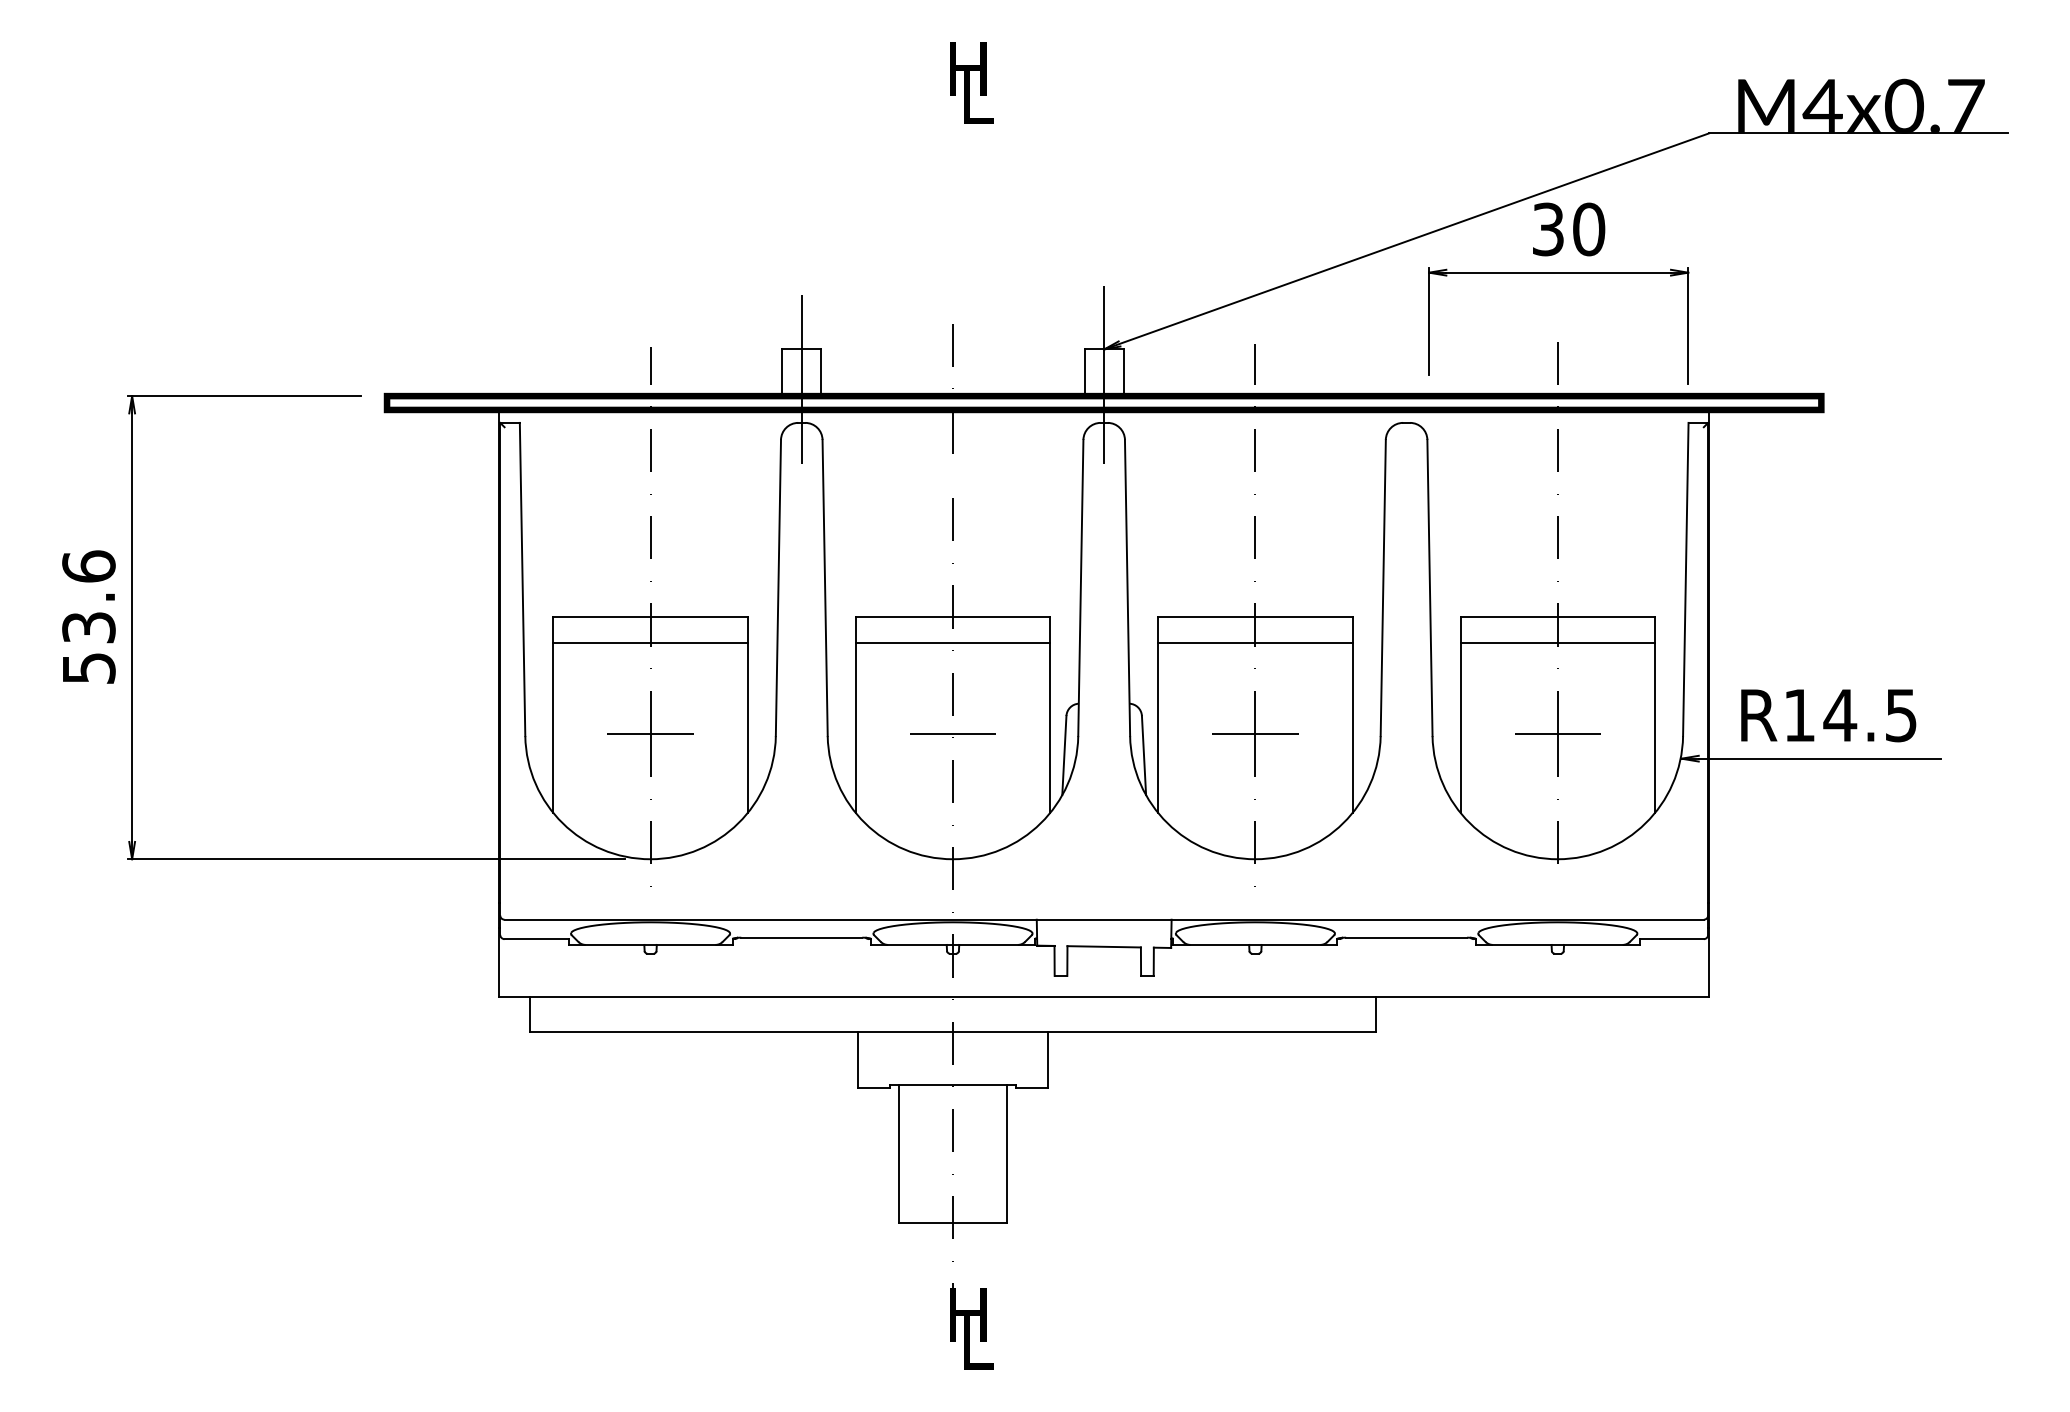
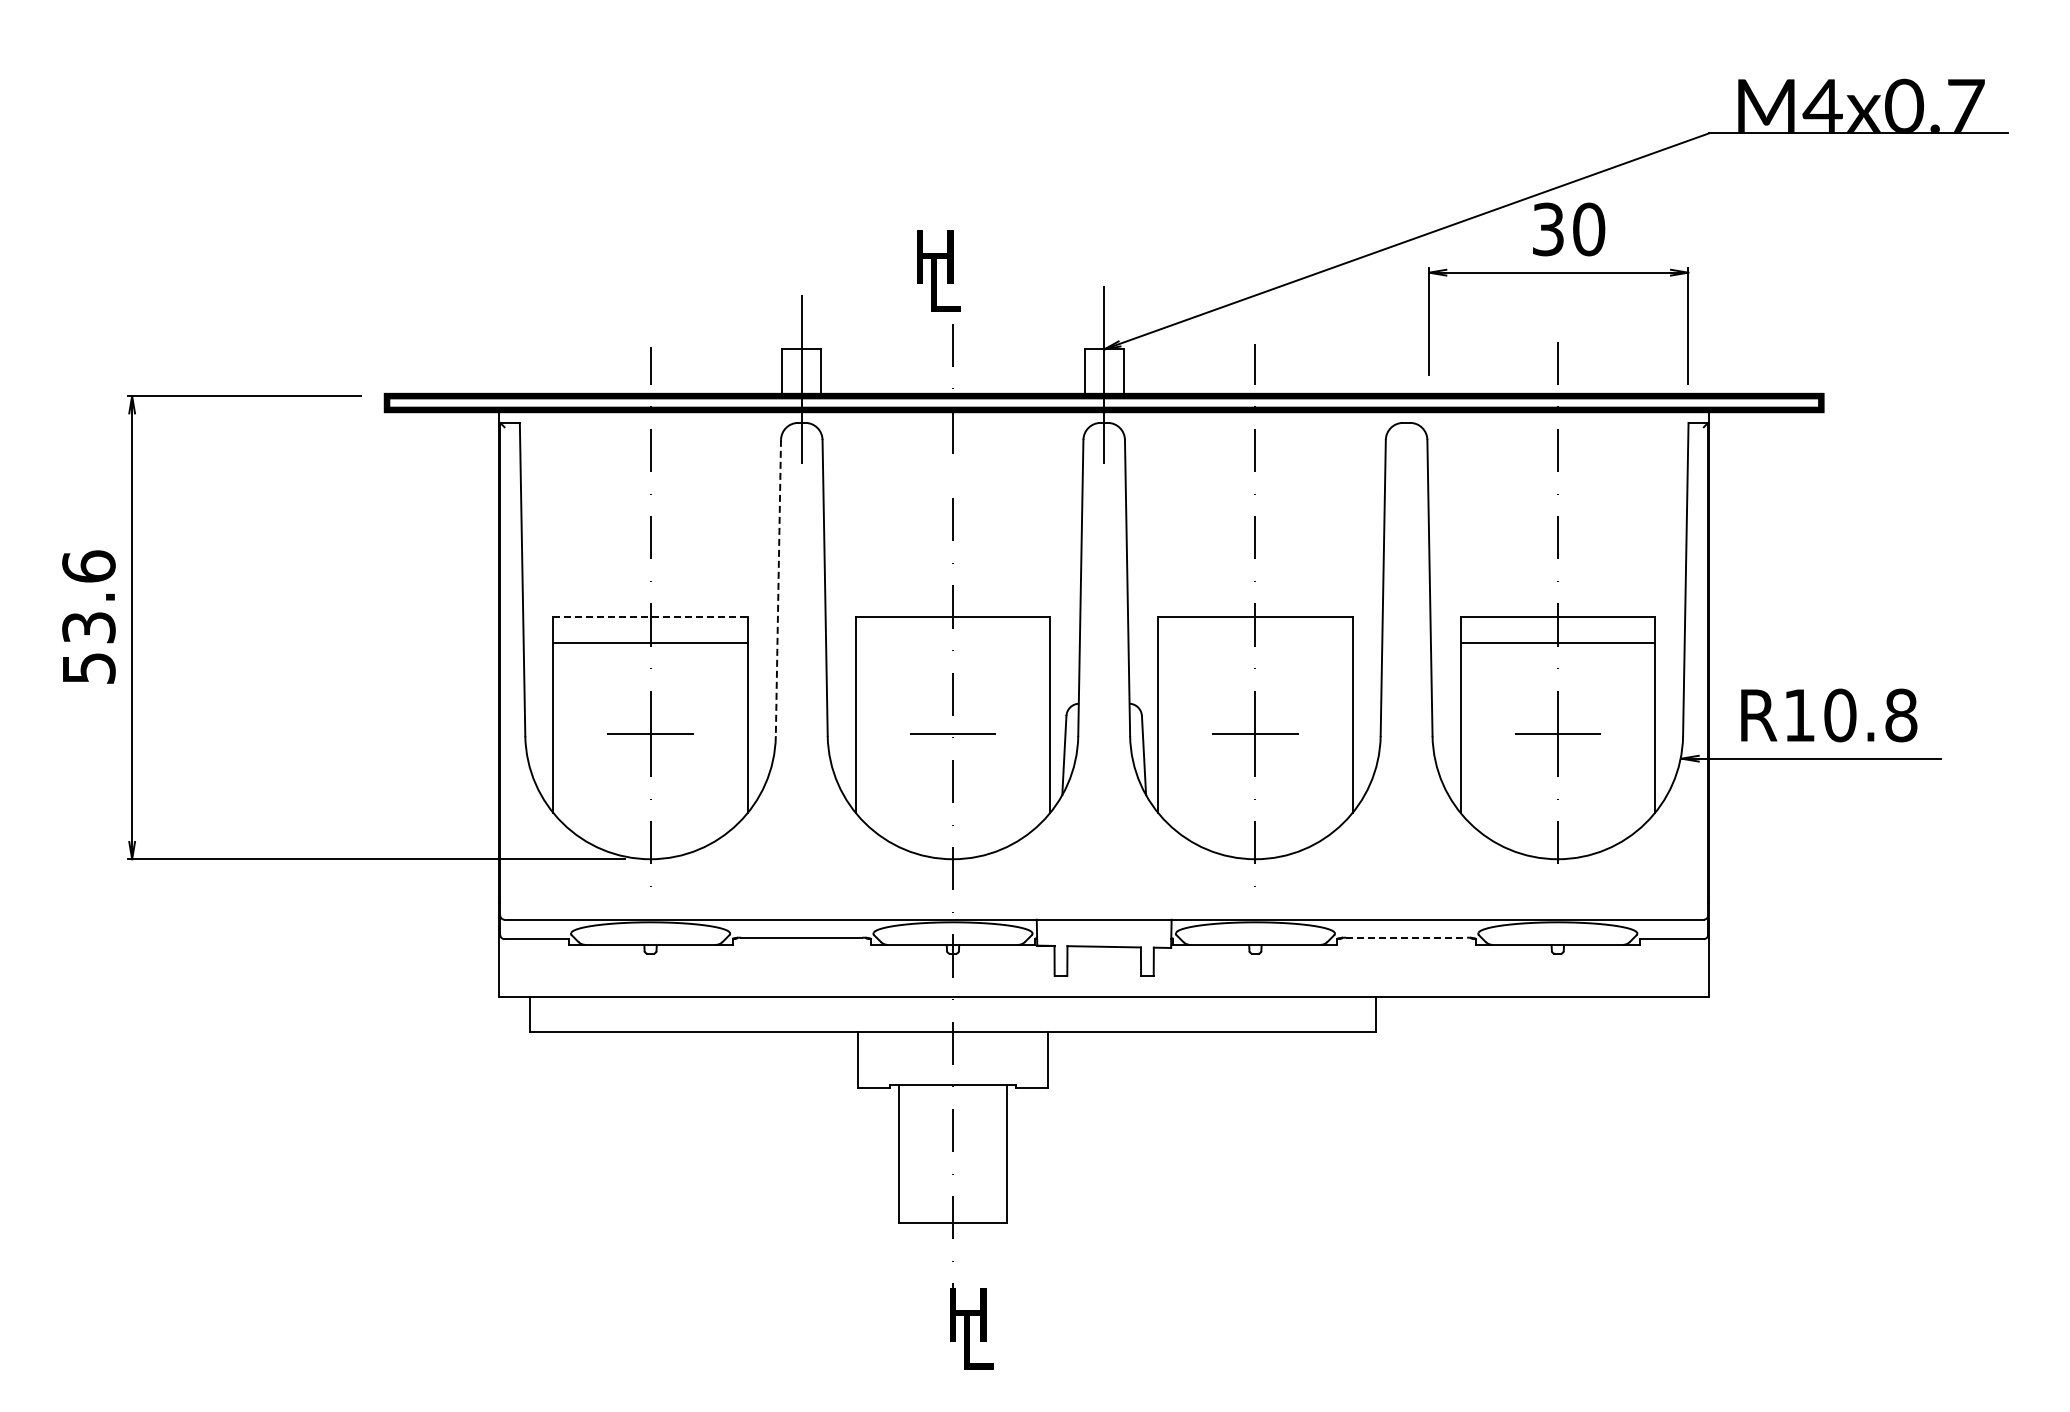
text position: (971, 82) -> (938, 270) (938, 270)
line: solid -> dashed (778, 588)
line: solid -> dashed (651, 617)
line: present -> none (952, 643)
line: present -> none (1255, 643)
text: R14.5 -> R10.8 (1870, 715)
line: solid -> dashed (1407, 937)
